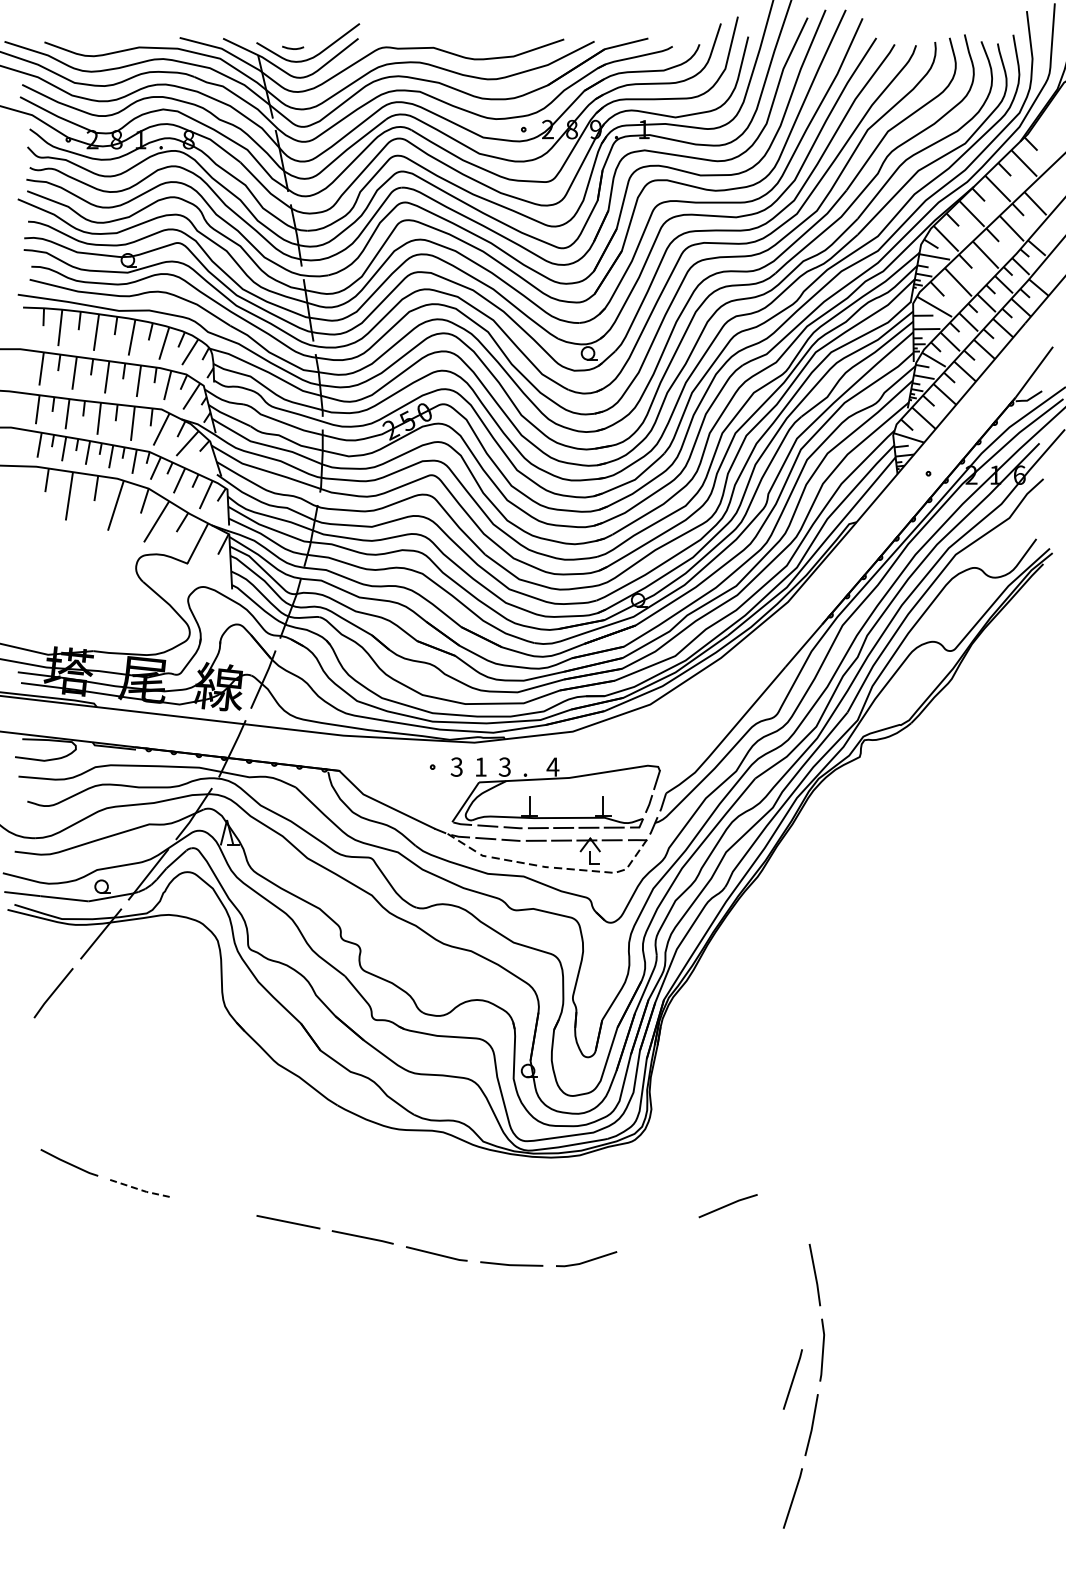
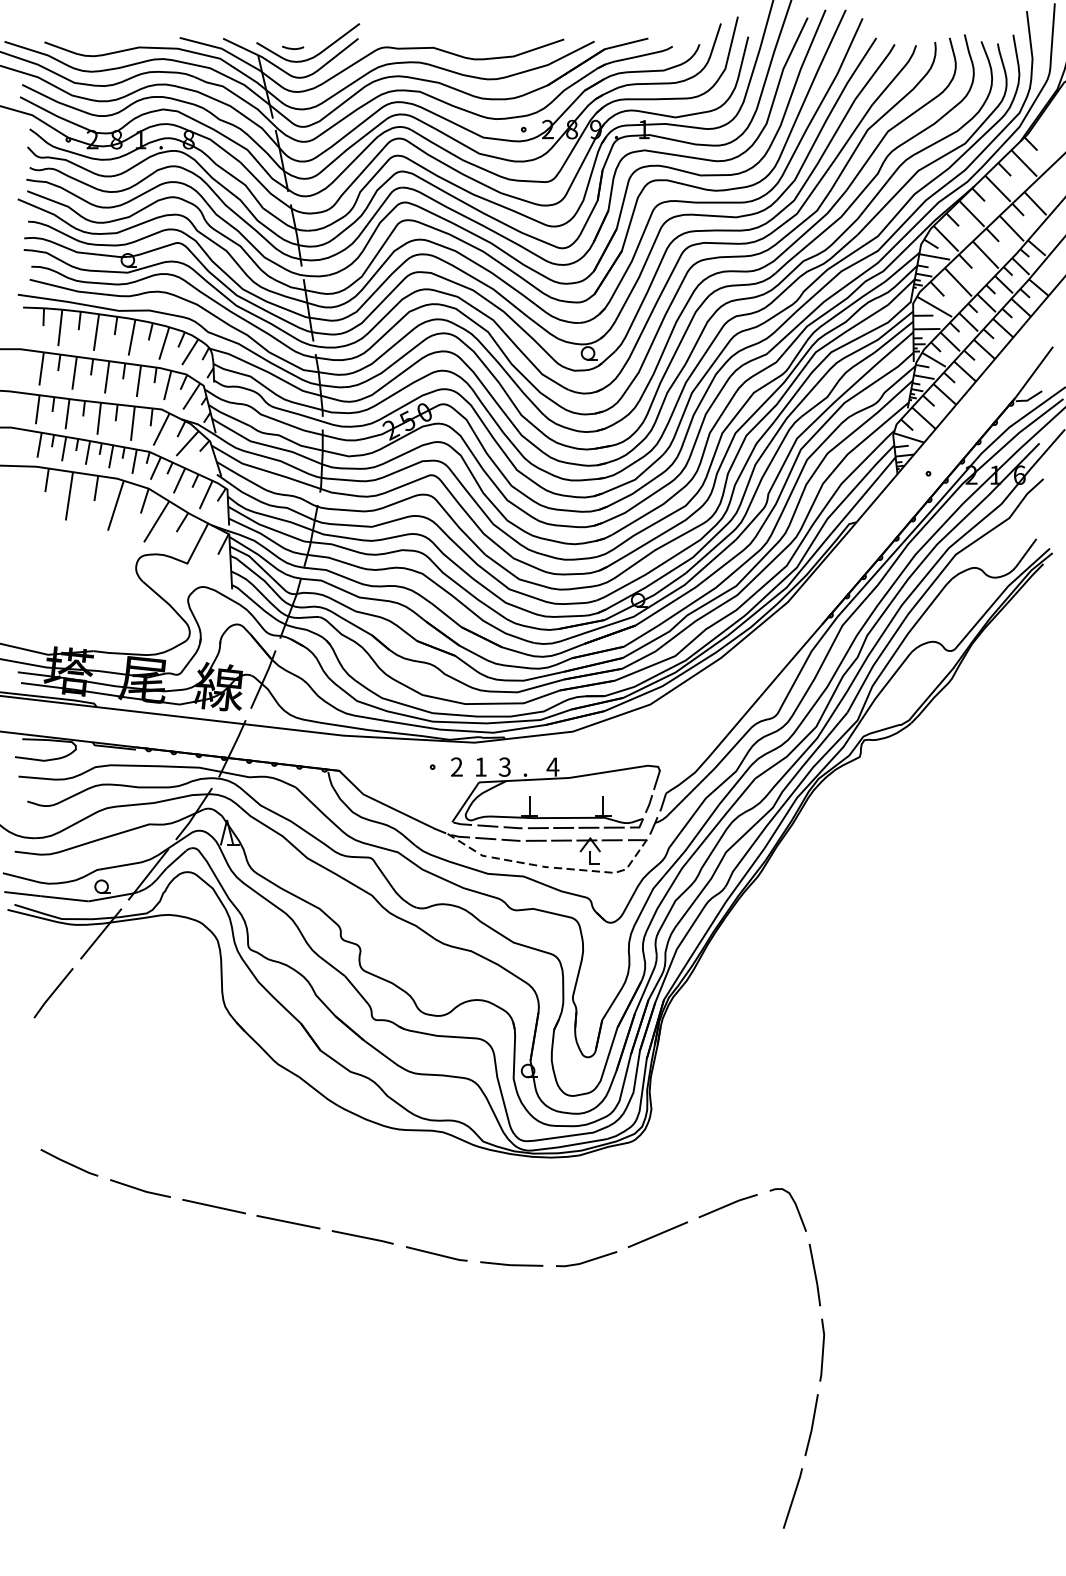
text: 3 -> 2 (456, 767)
line: dashed -> solid (141, 1190)
line: none -> present (214, 1206)
curve: none -> present (795, 1206)
line: none -> present (657, 1234)
line: present -> none (792, 1379)
